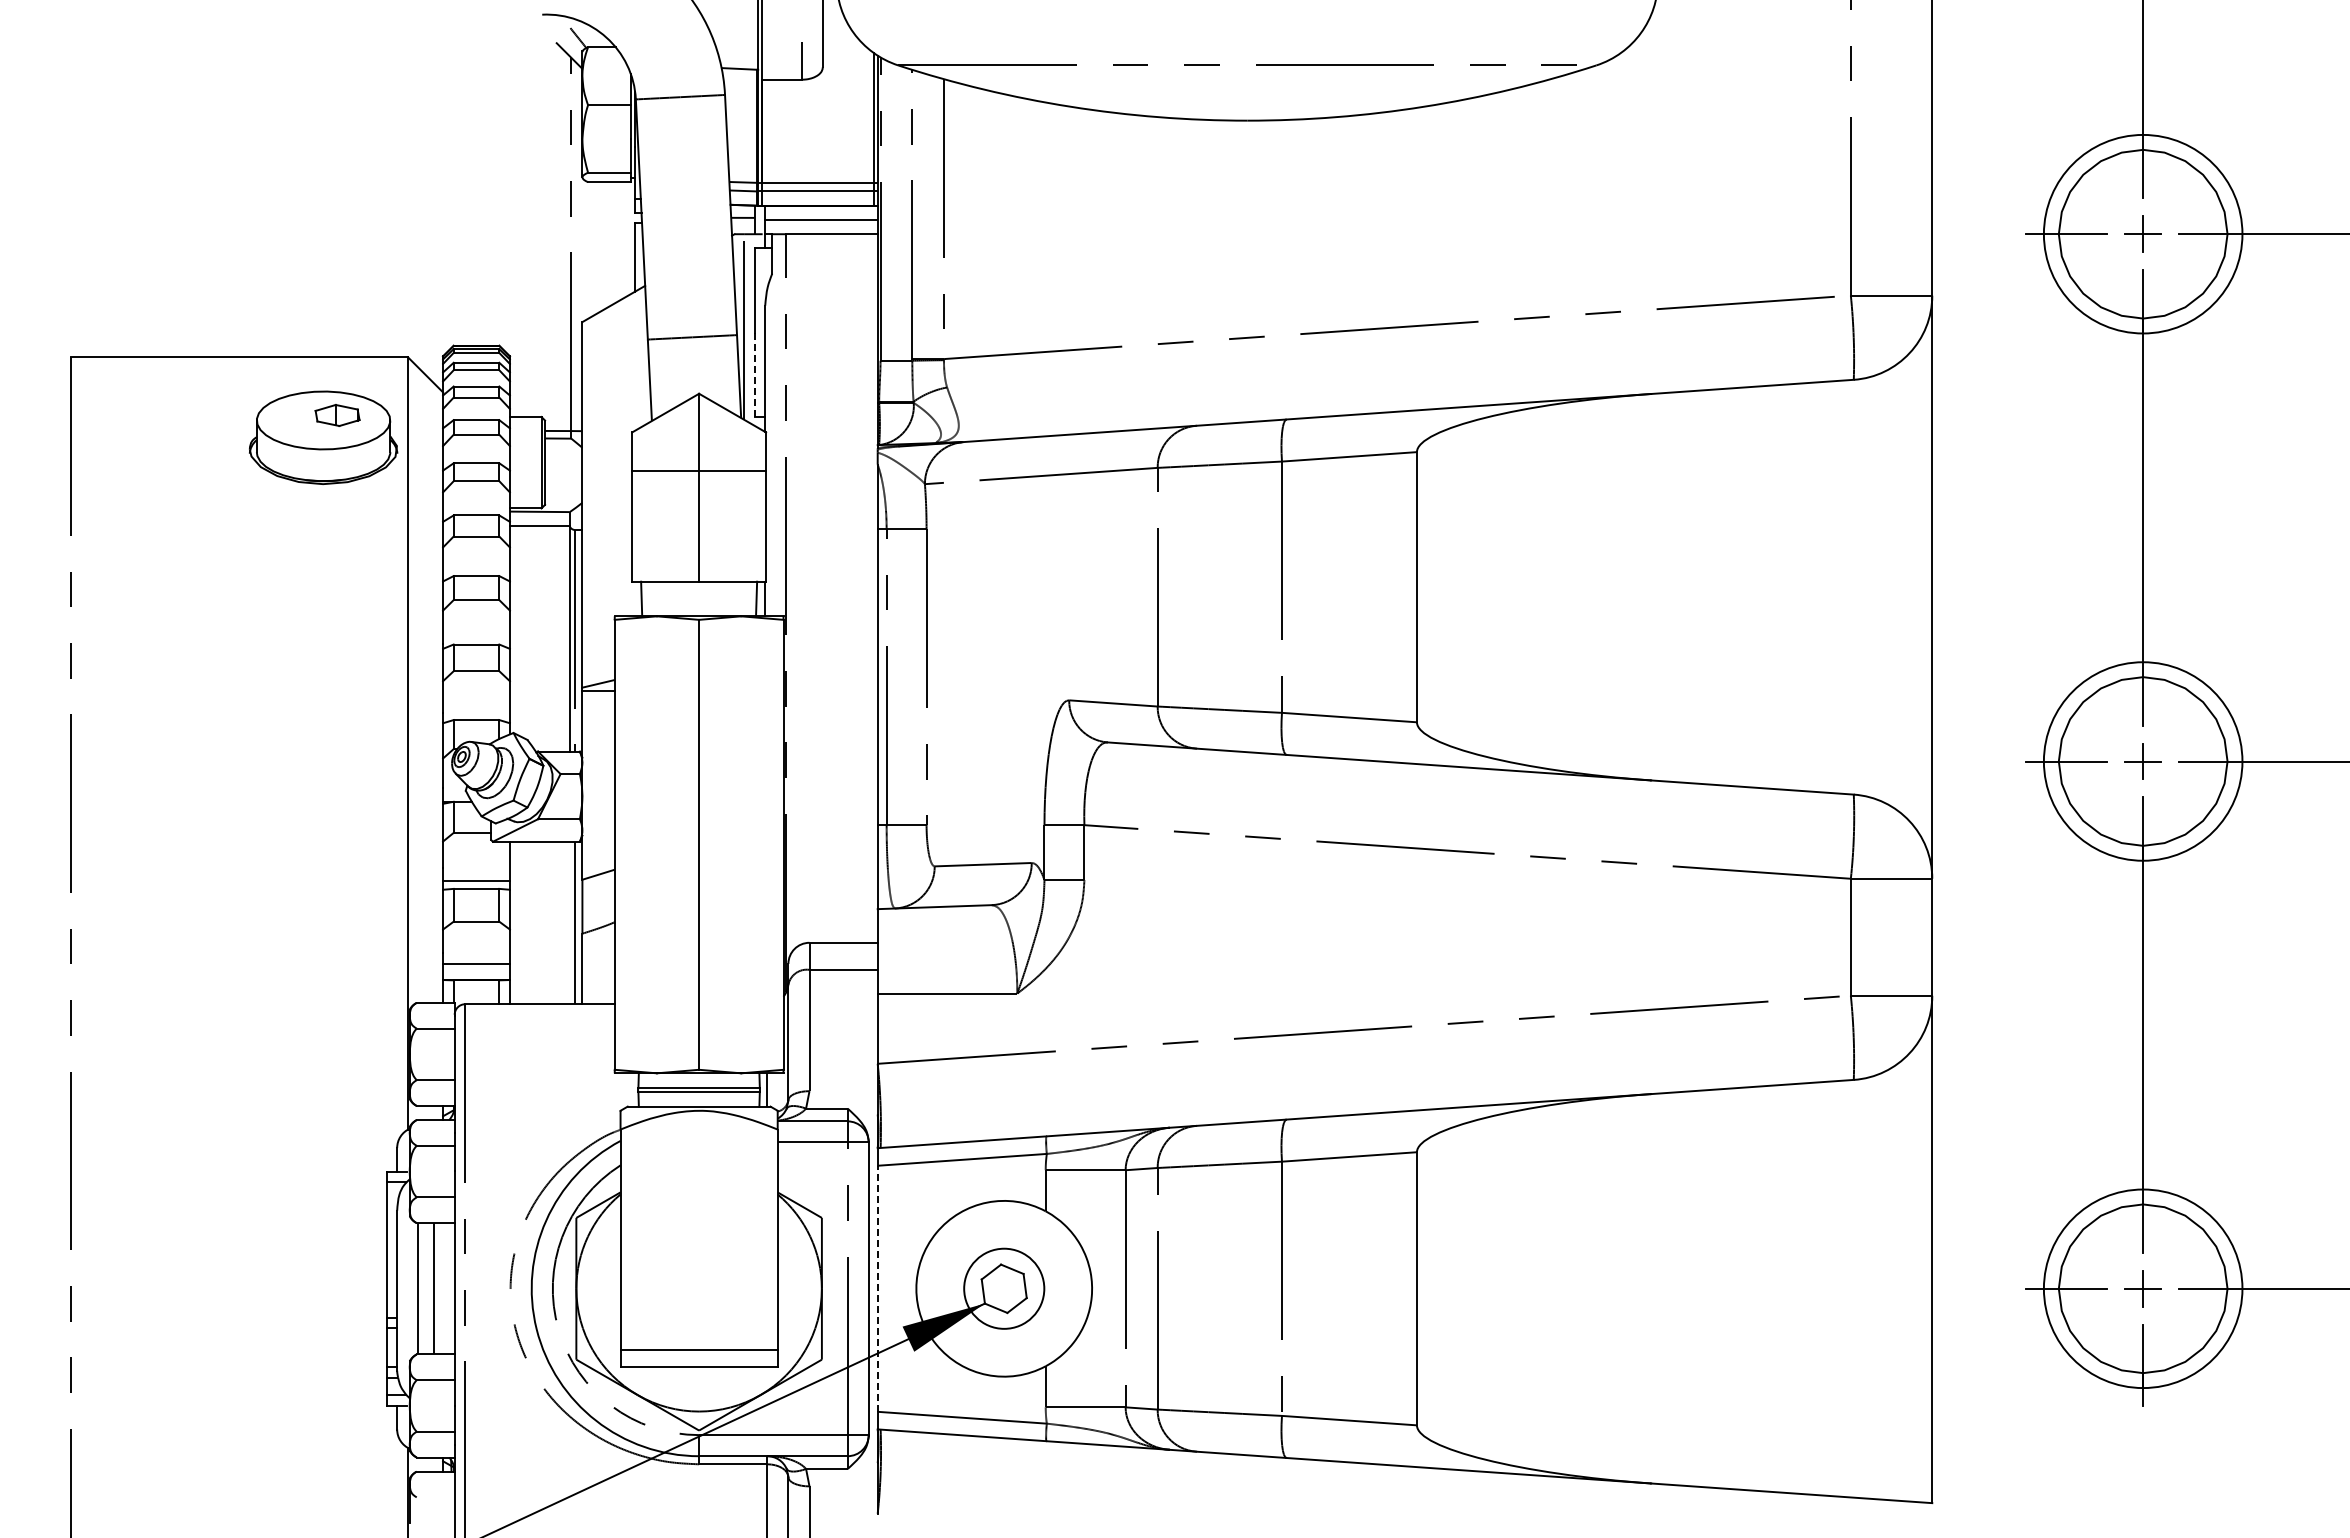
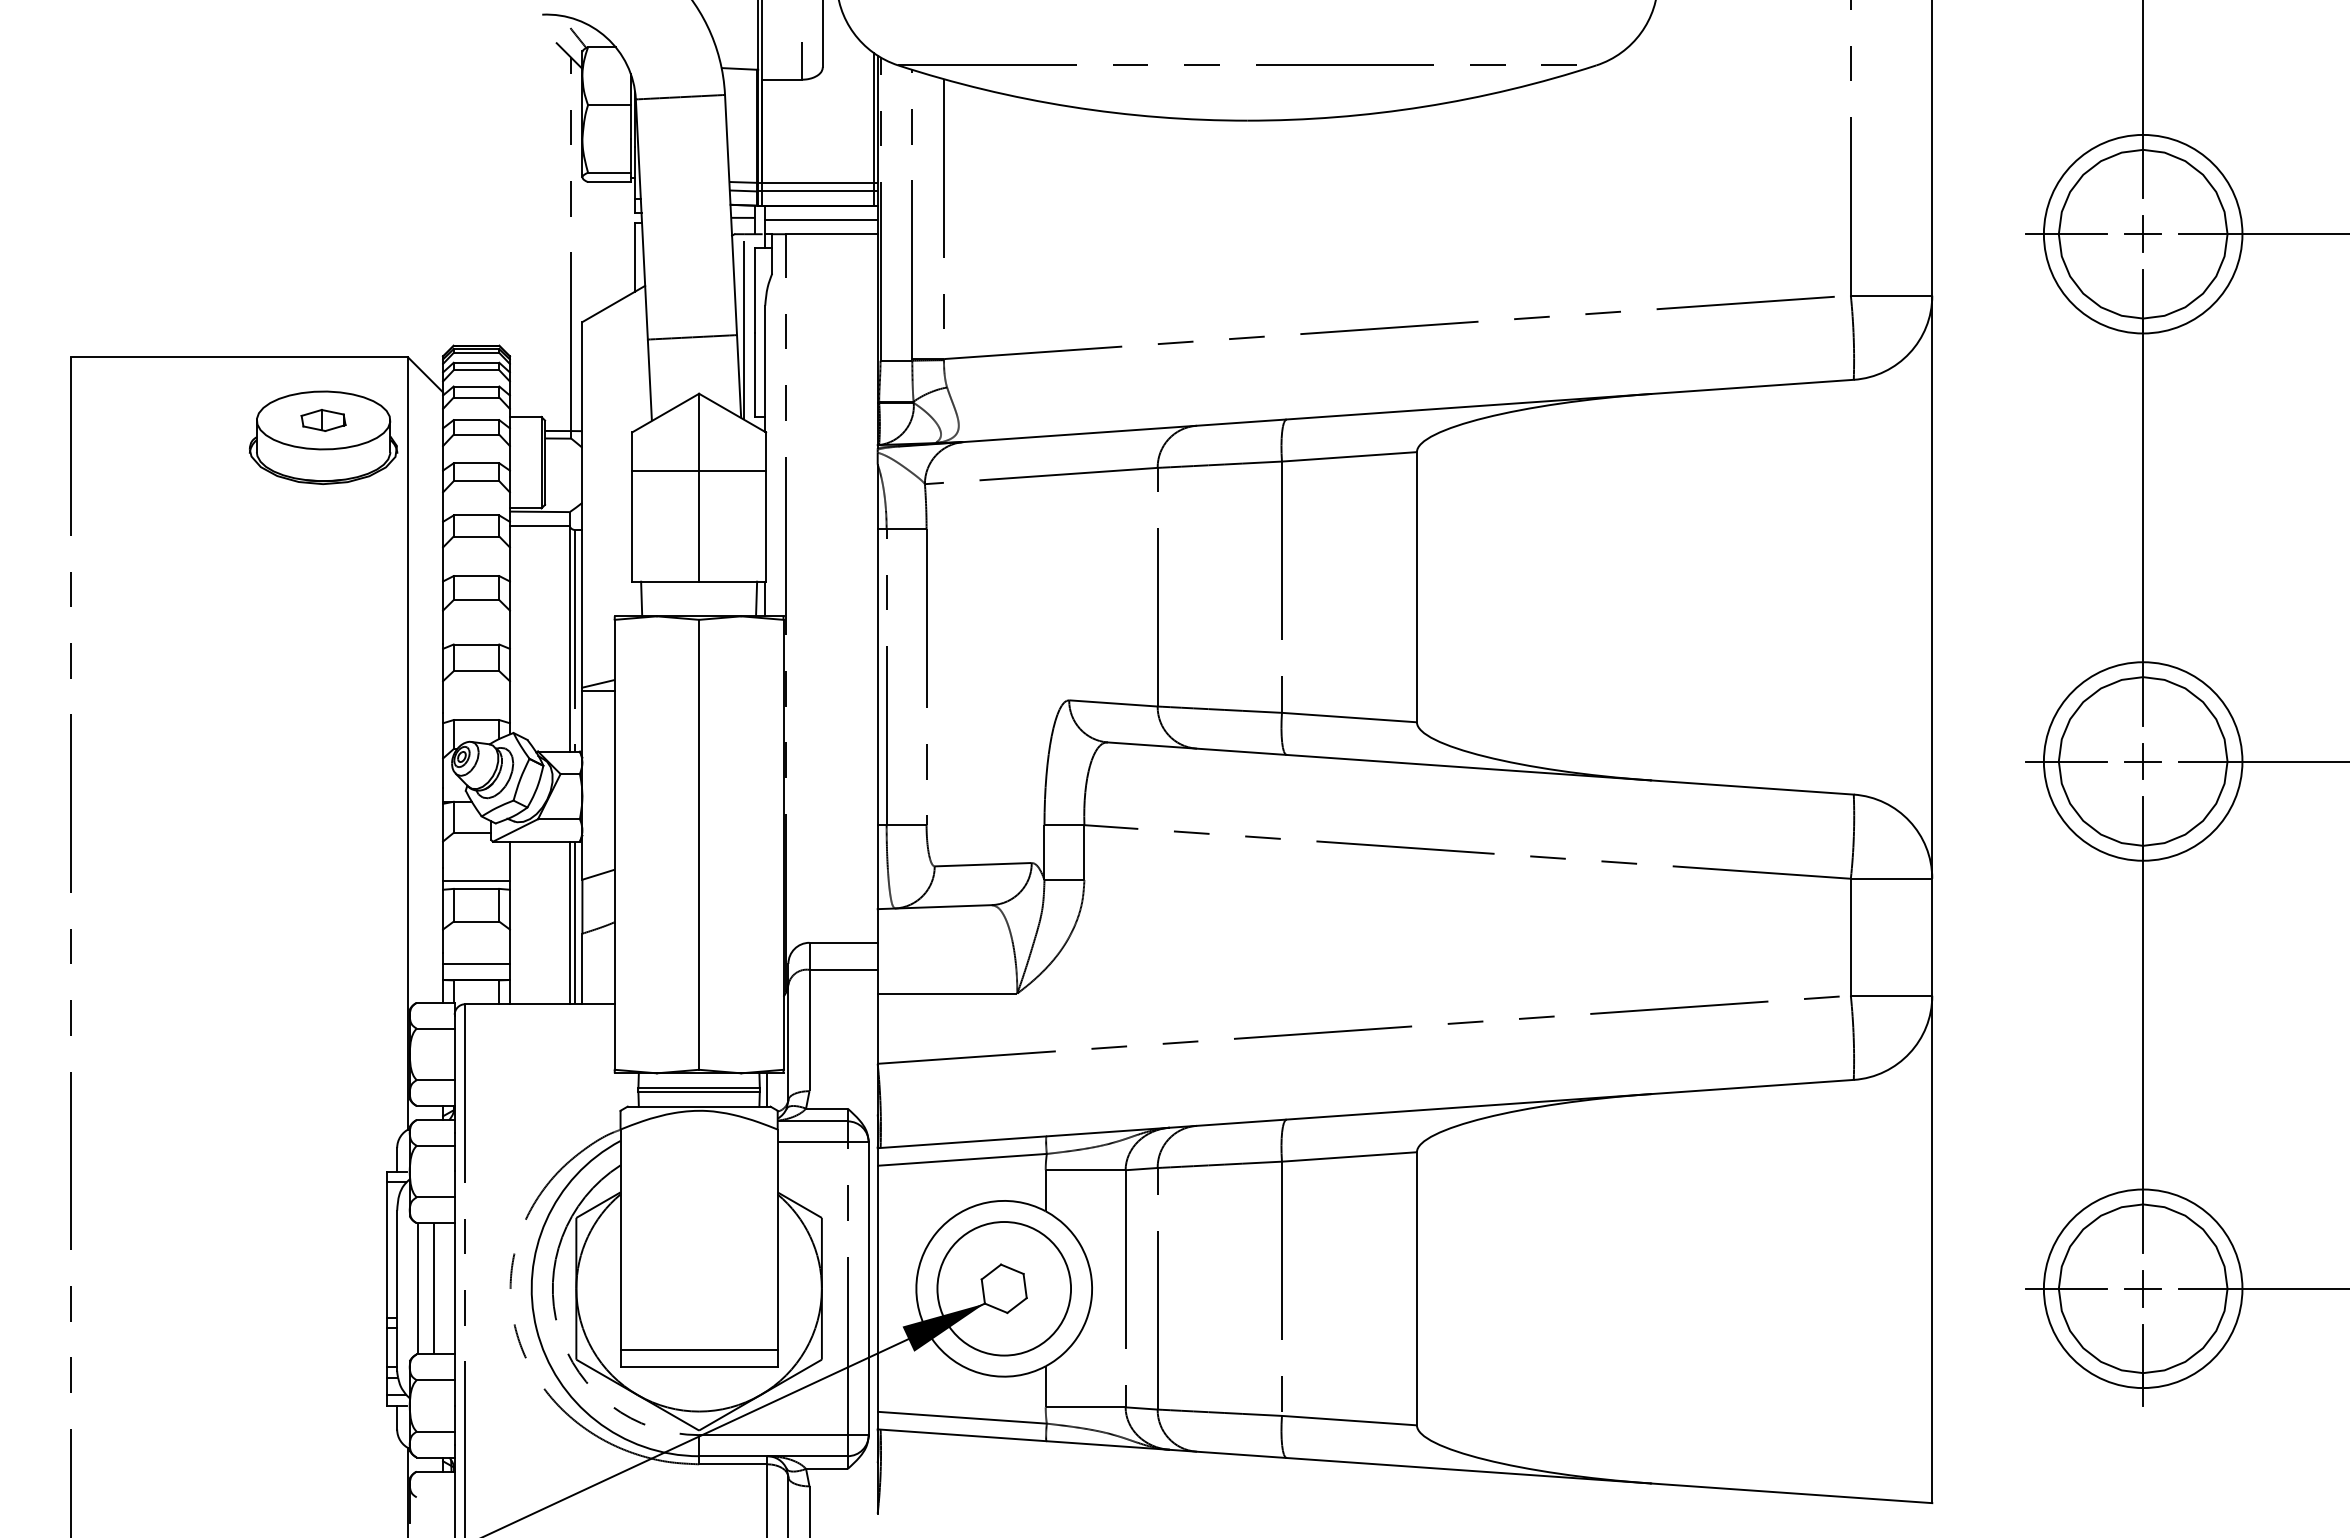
line: dashed -> solid (754, 374)
part position: (337, 415) -> (323, 420) (323, 420)
line: none -> present (569, 922)
line: dashed -> solid (877, 1288)
circle diameter: 80 px -> 134 px (1004, 1288)
